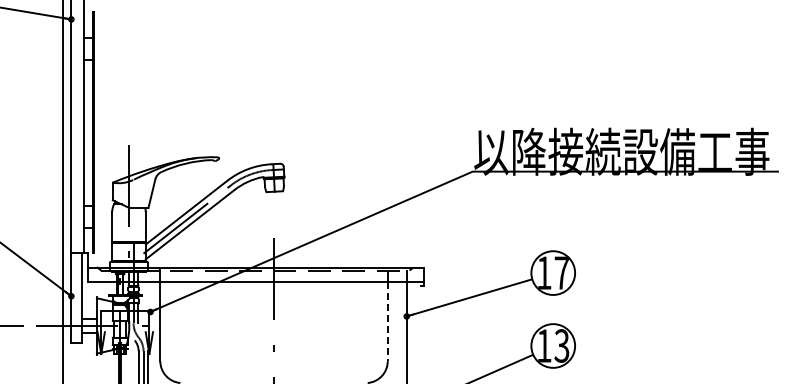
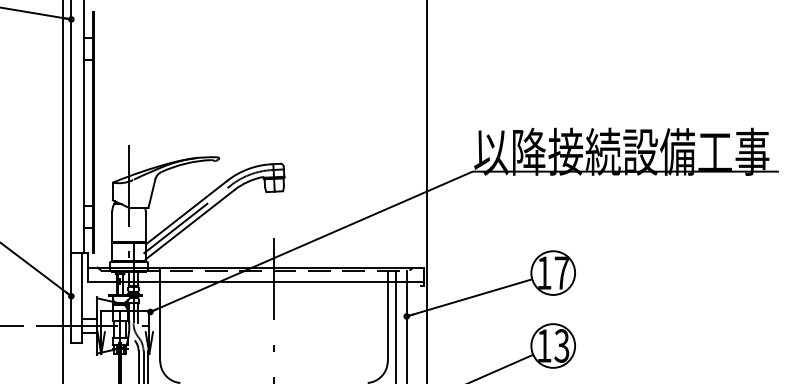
line: none -> present (427, 191)
line: dashed -> solid (387, 322)
line: none -> present (395, 325)
